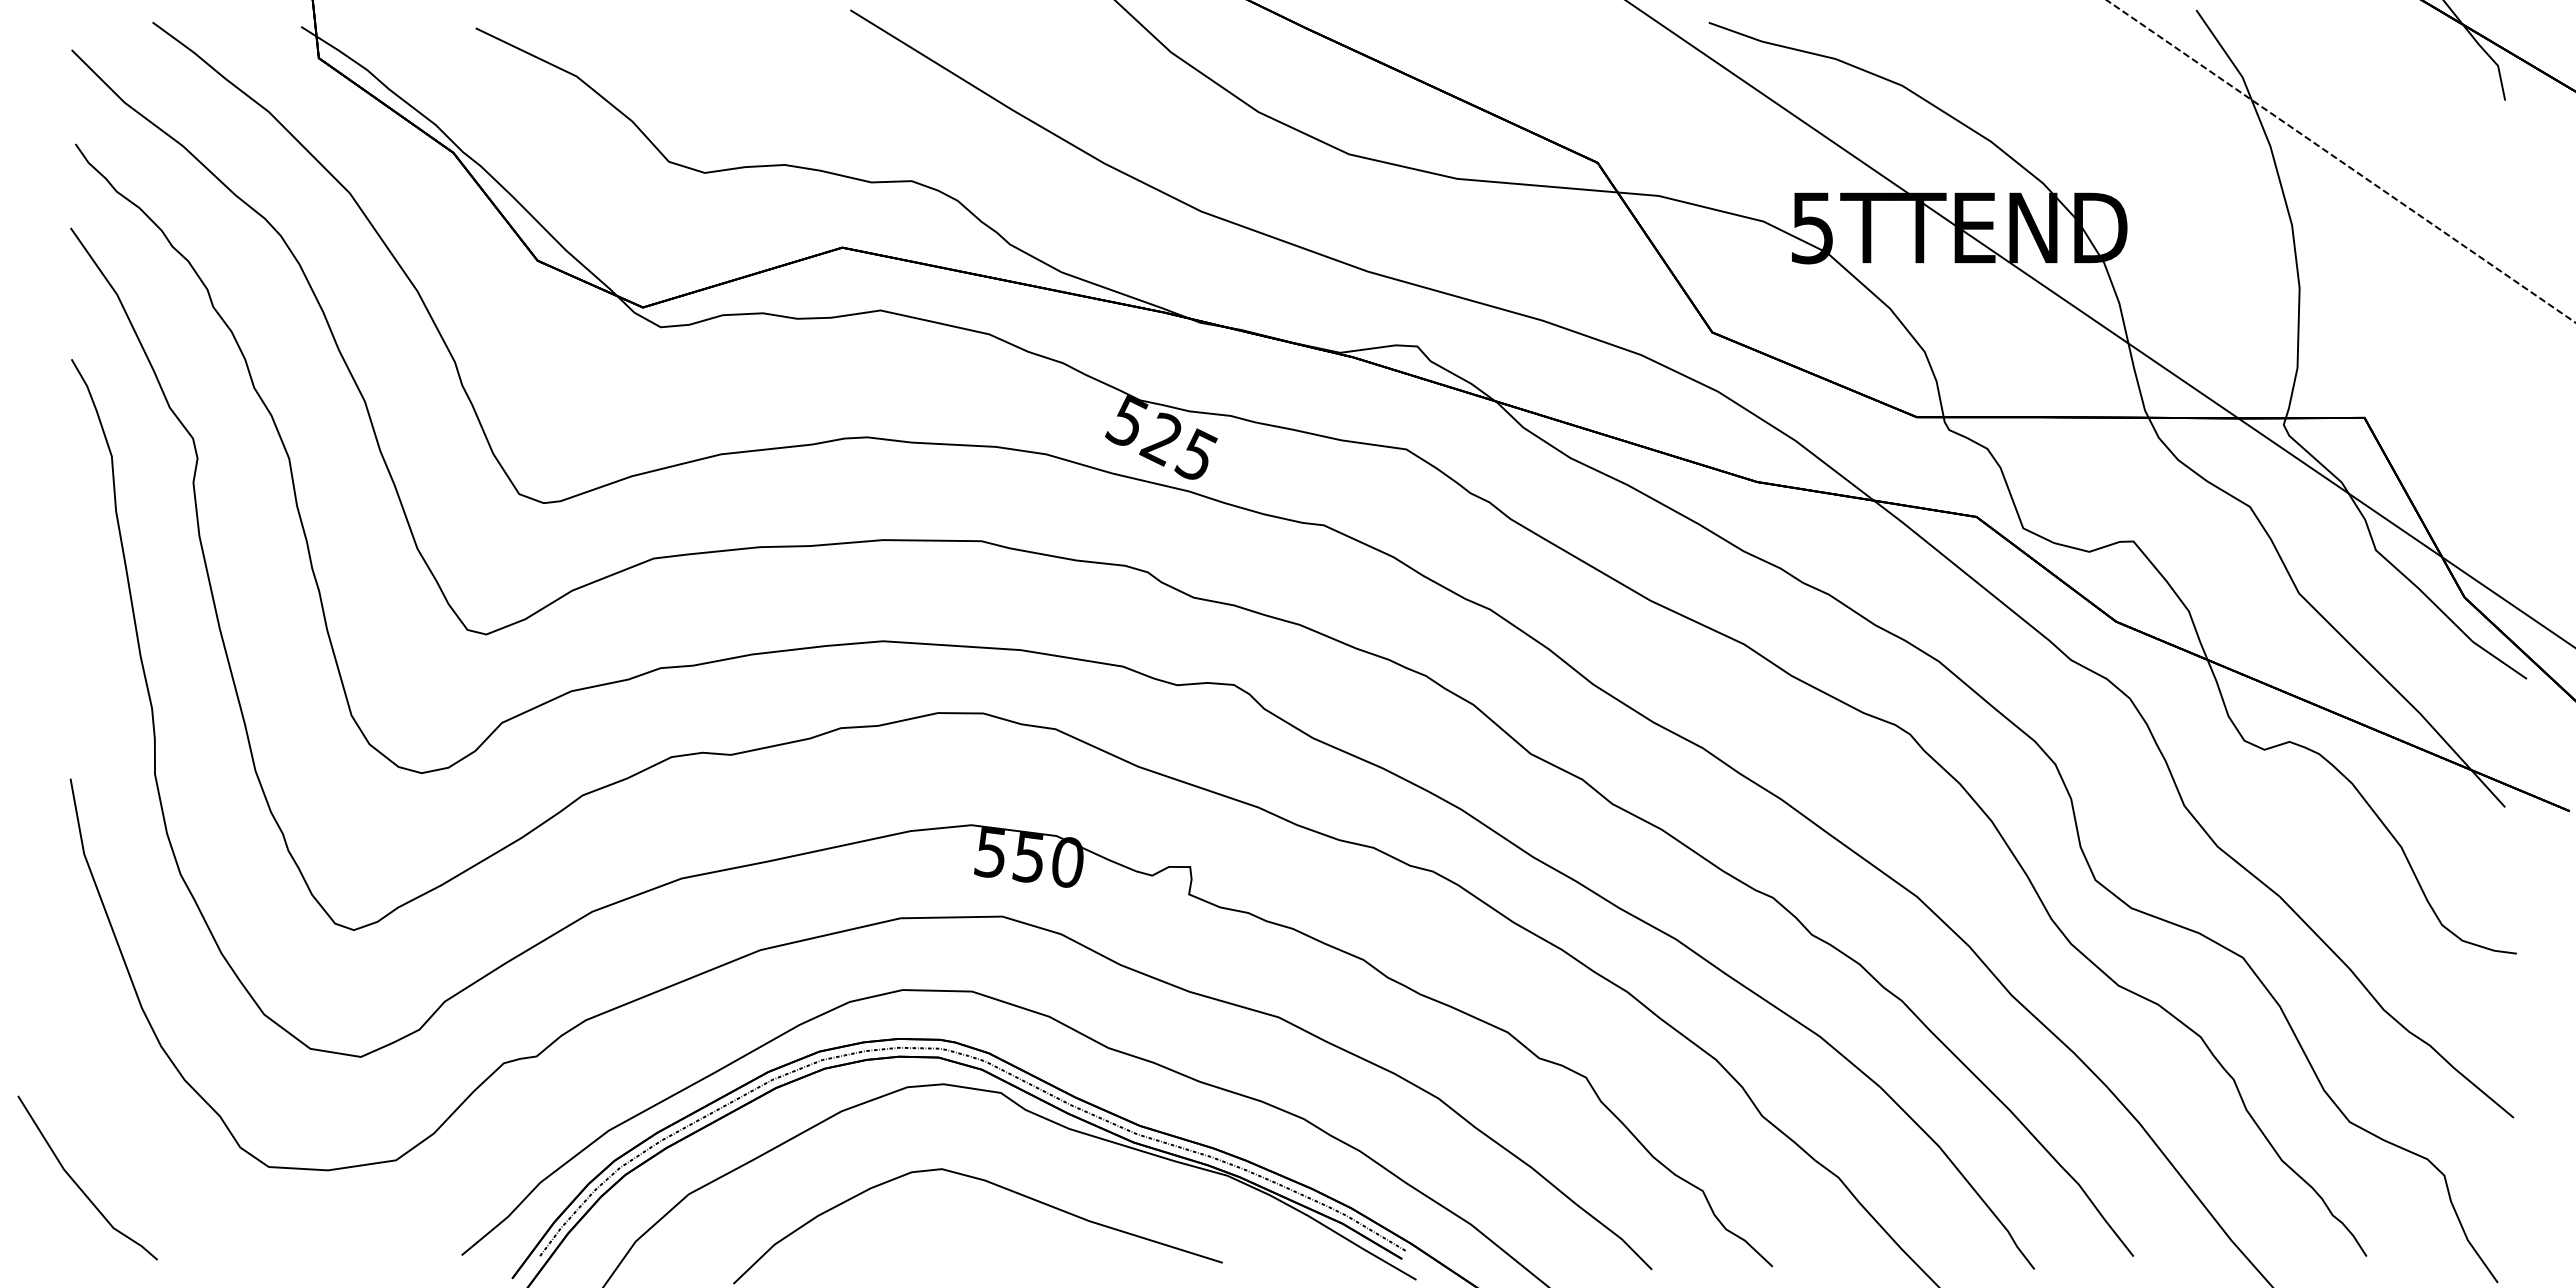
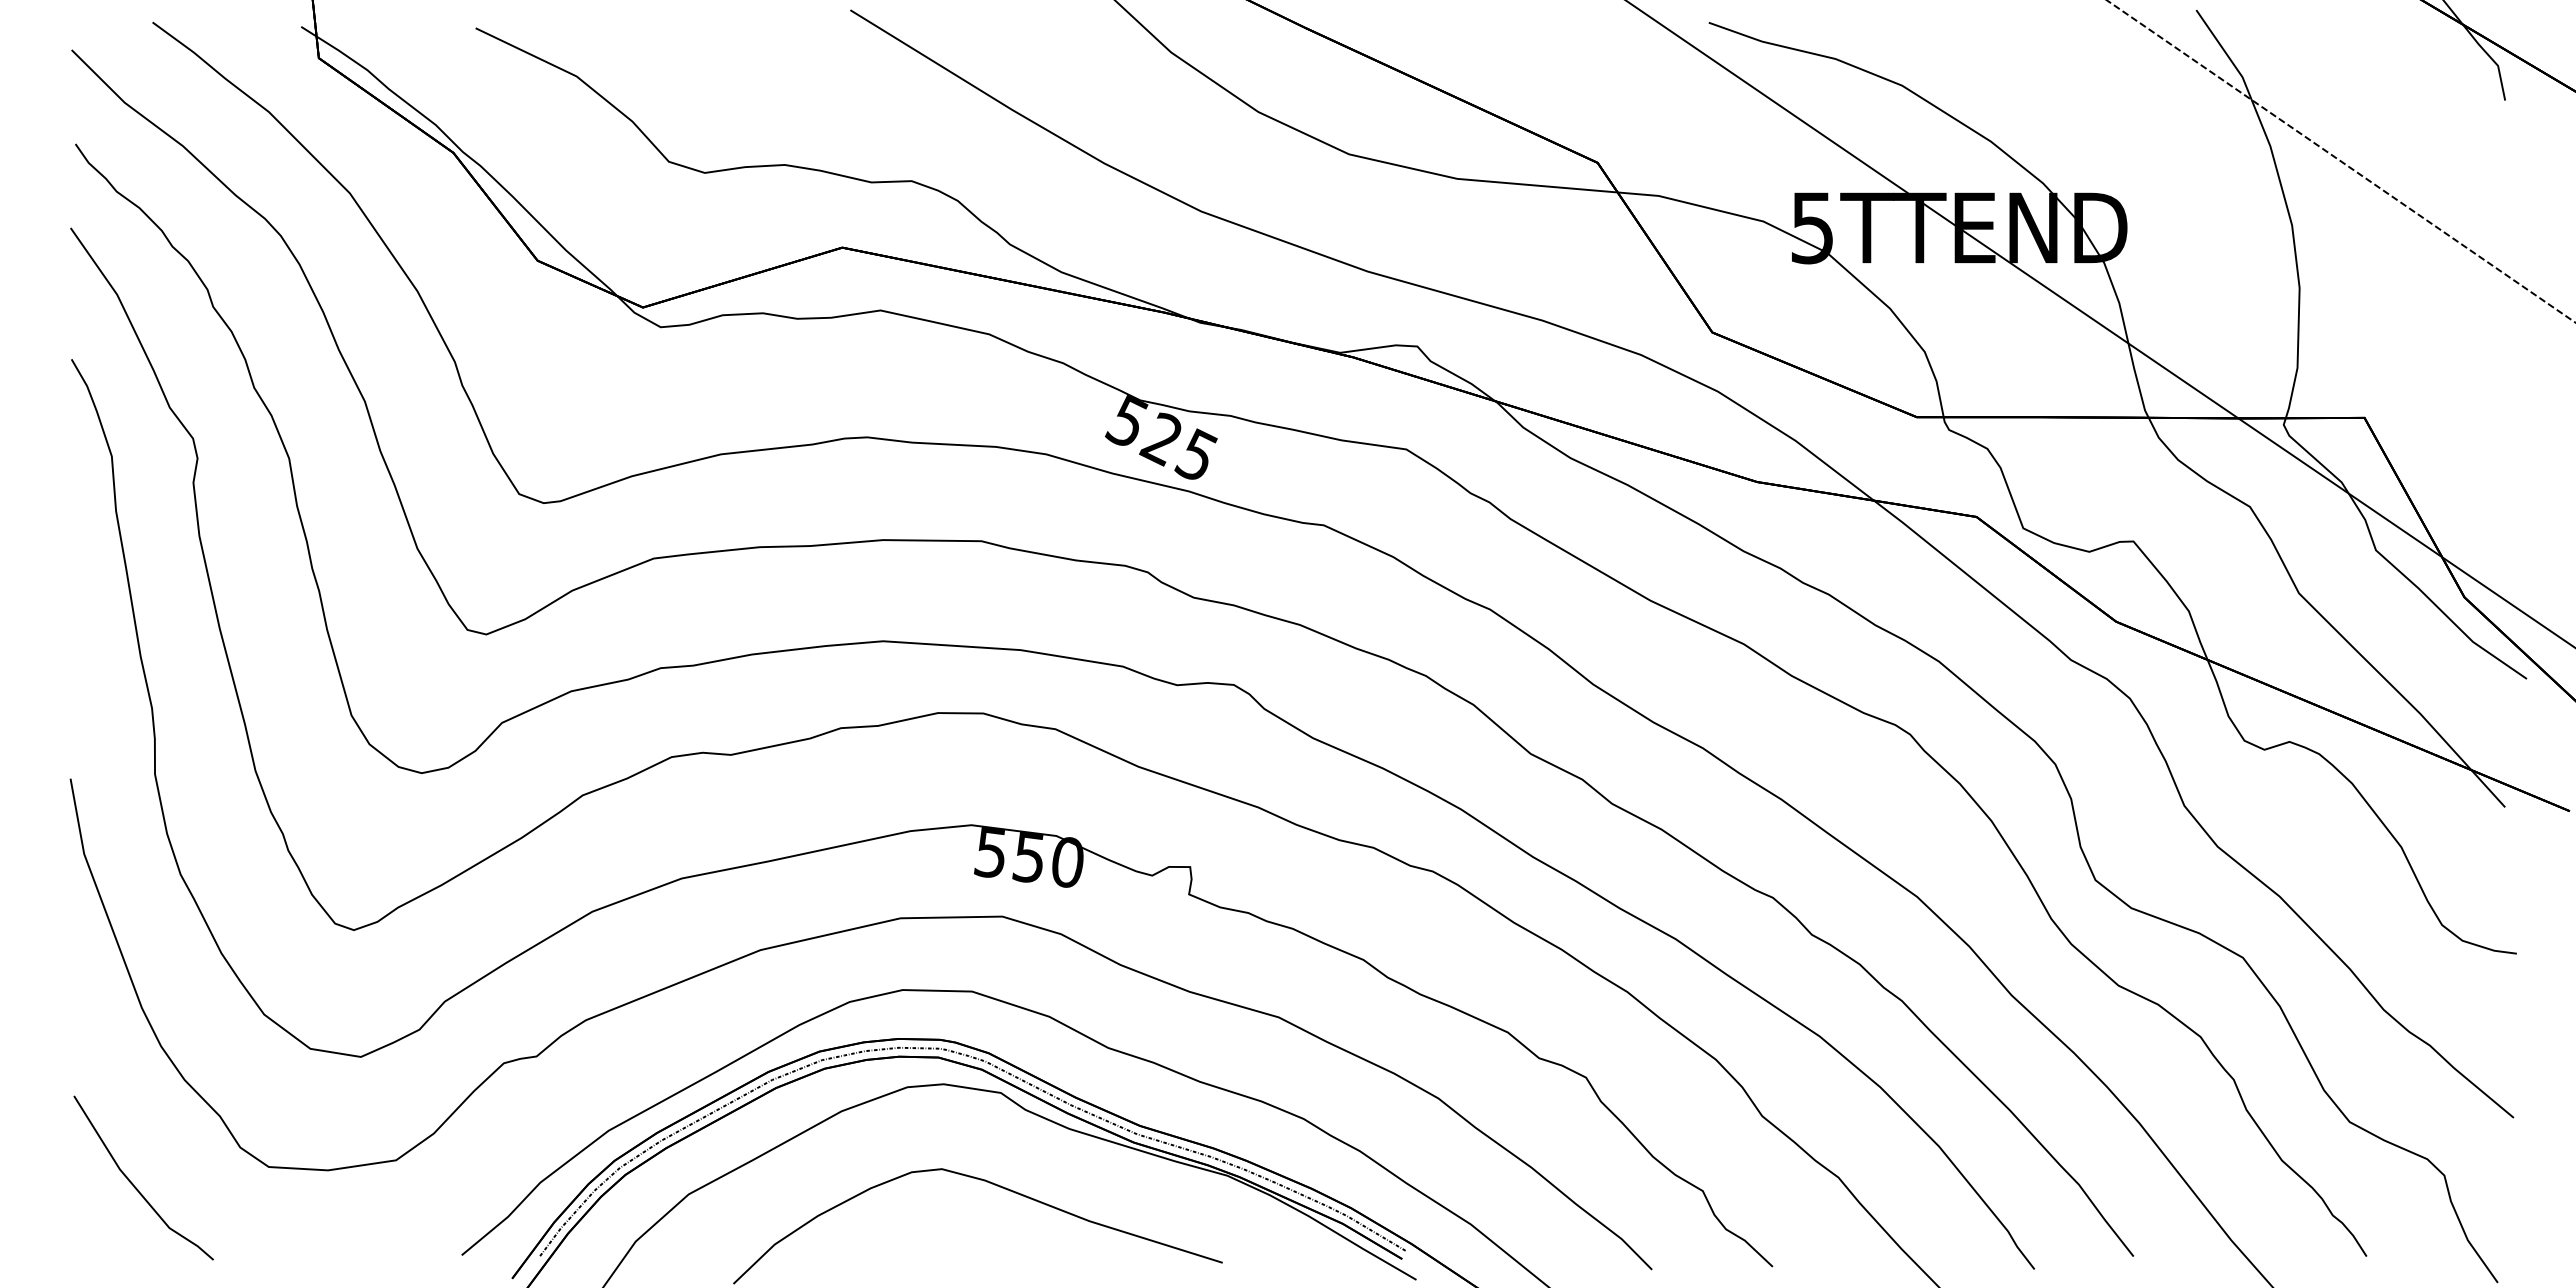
line position: (77, 1183) -> (133, 1183) (133, 1183)
